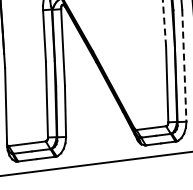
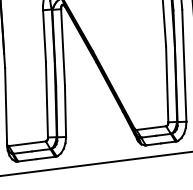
line: dashed -> solid (164, 23)
line: dashed -> solid (184, 66)
